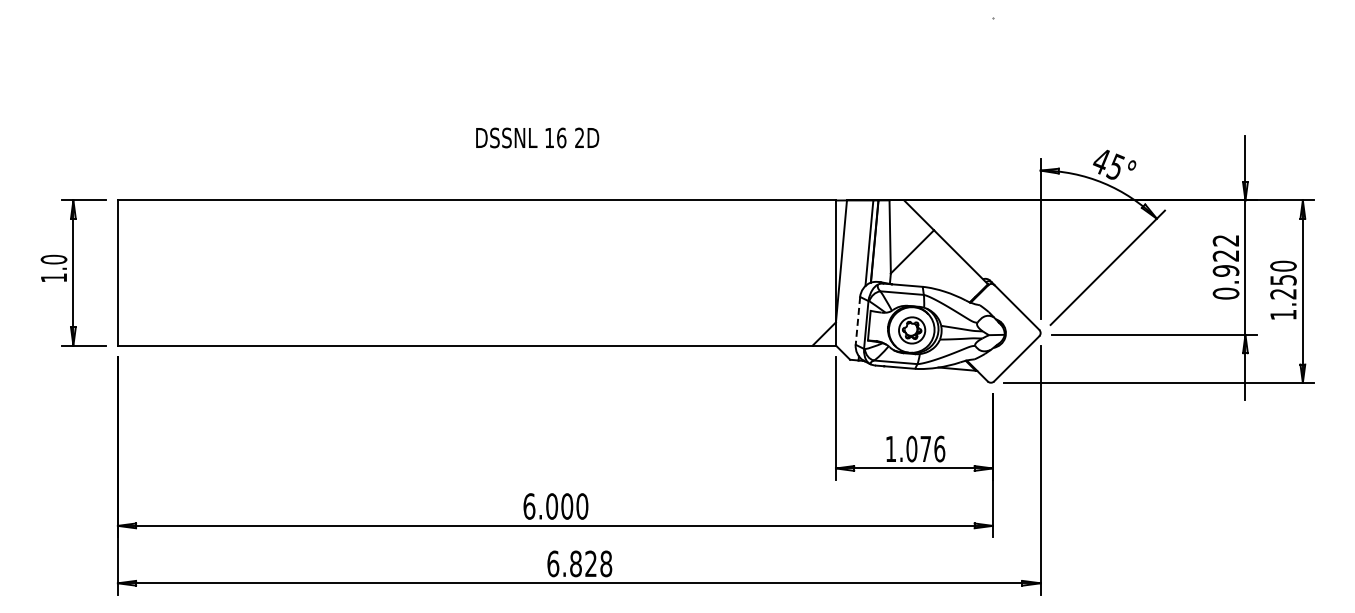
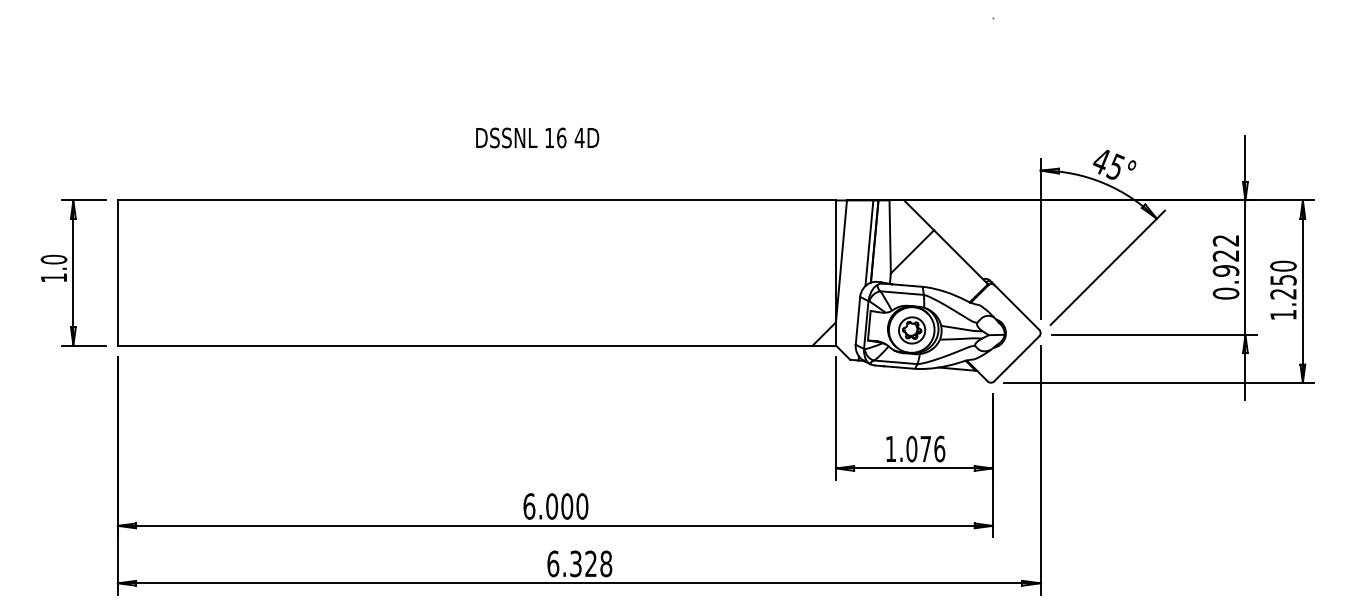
text: 2D -> 4D (579, 137)
line: dashed -> solid (857, 321)
text: 6.828 -> 6.328 (575, 563)
